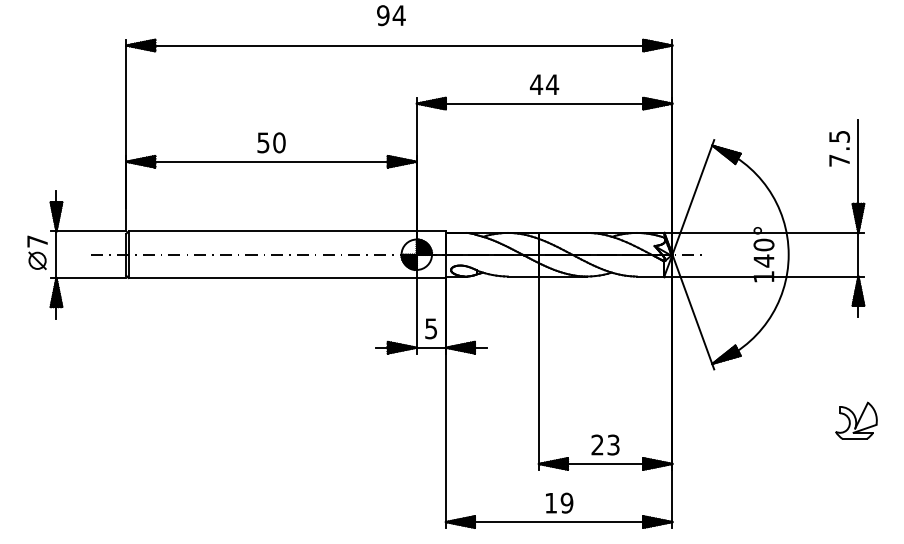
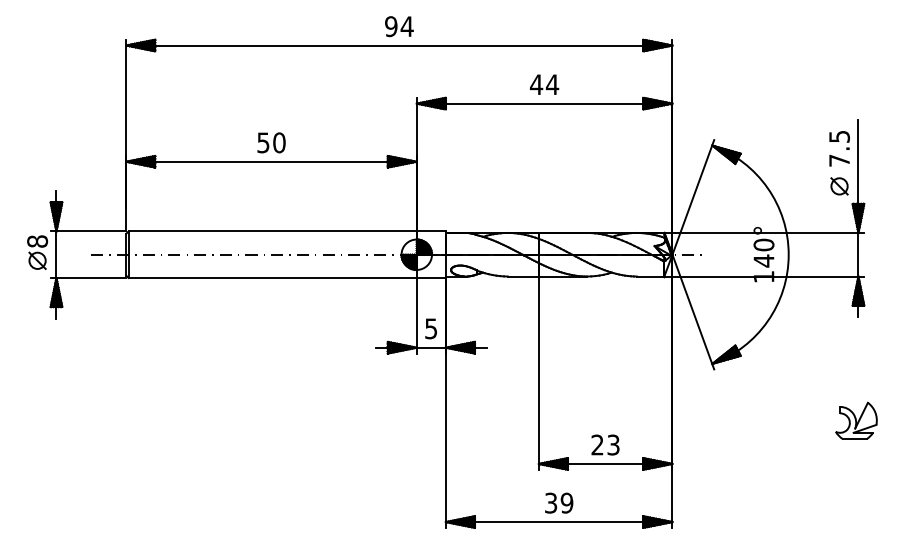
text position: (391, 15) -> (399, 26) (399, 26)
part: none -> present (839, 186)
text: 7 -> 8 (37, 241)
text: 19 -> 39 (551, 502)
